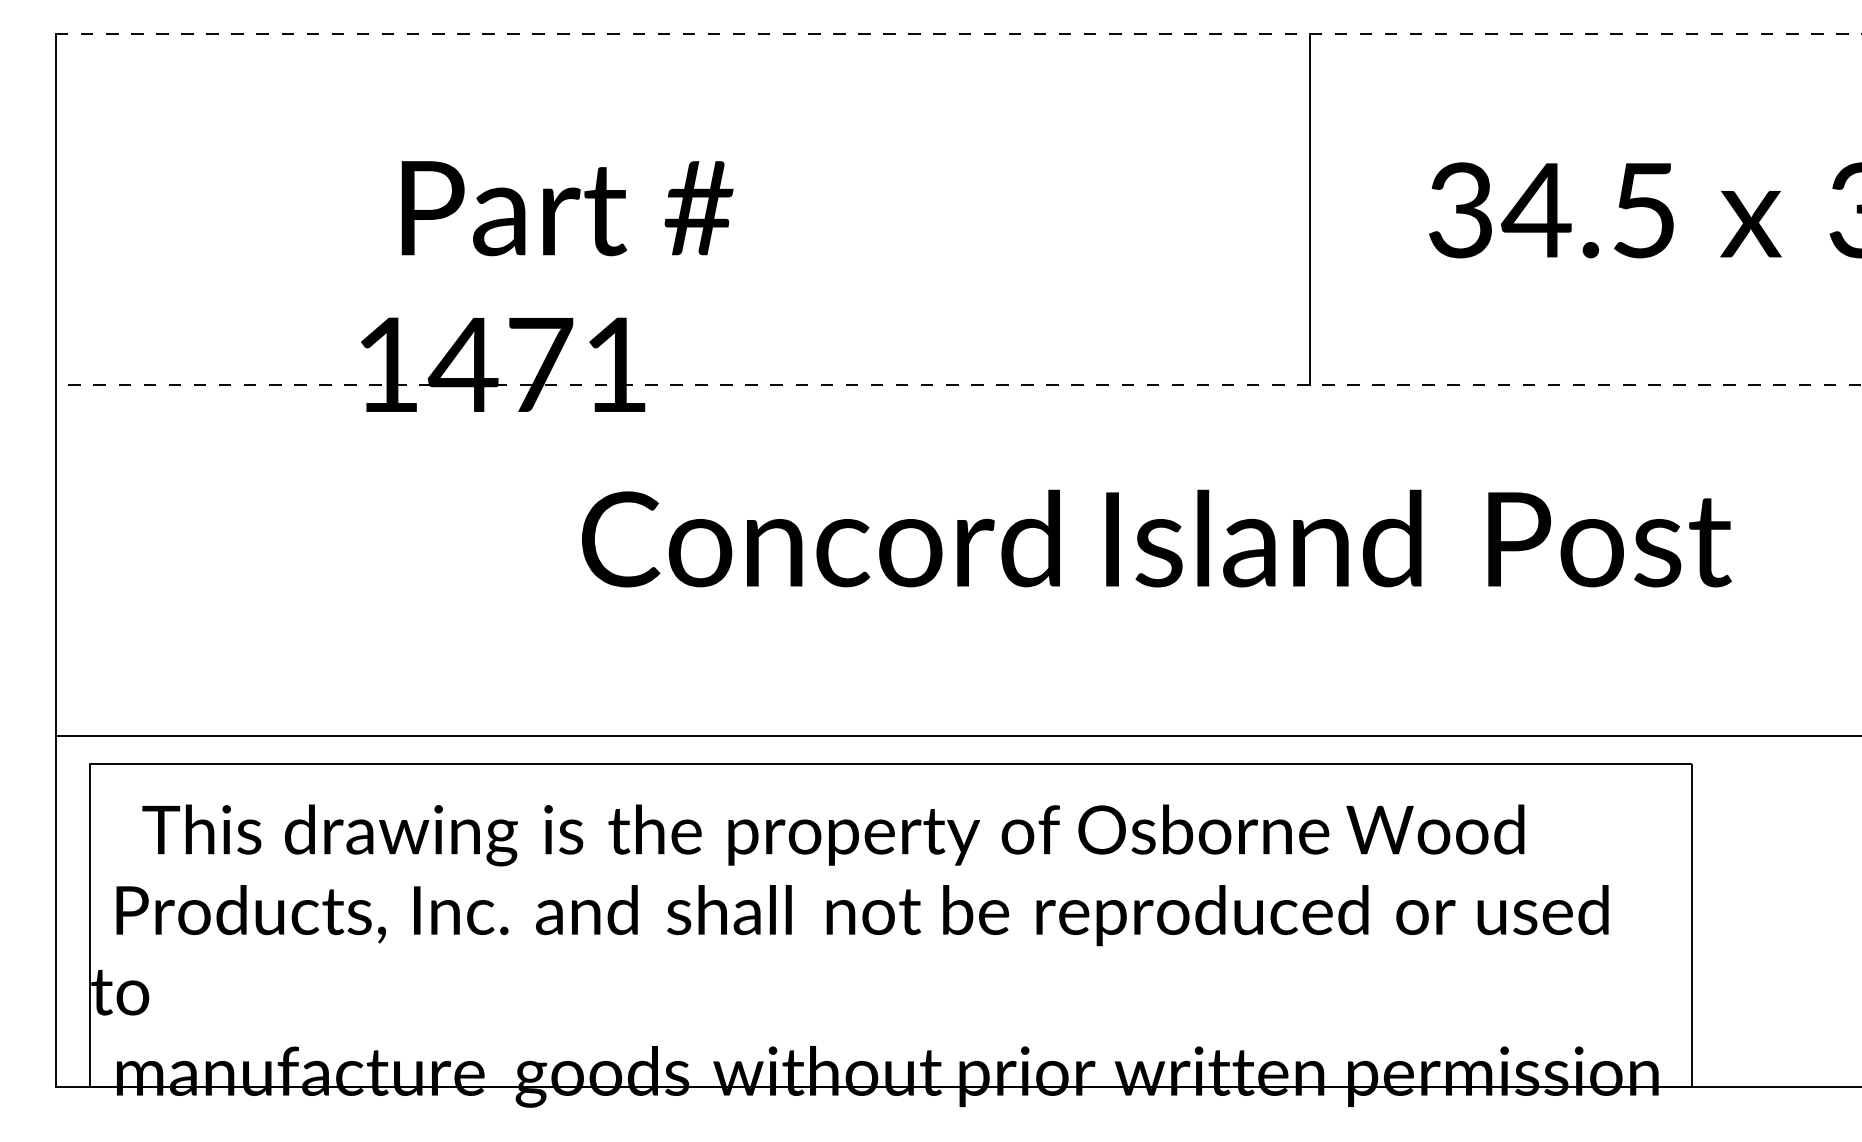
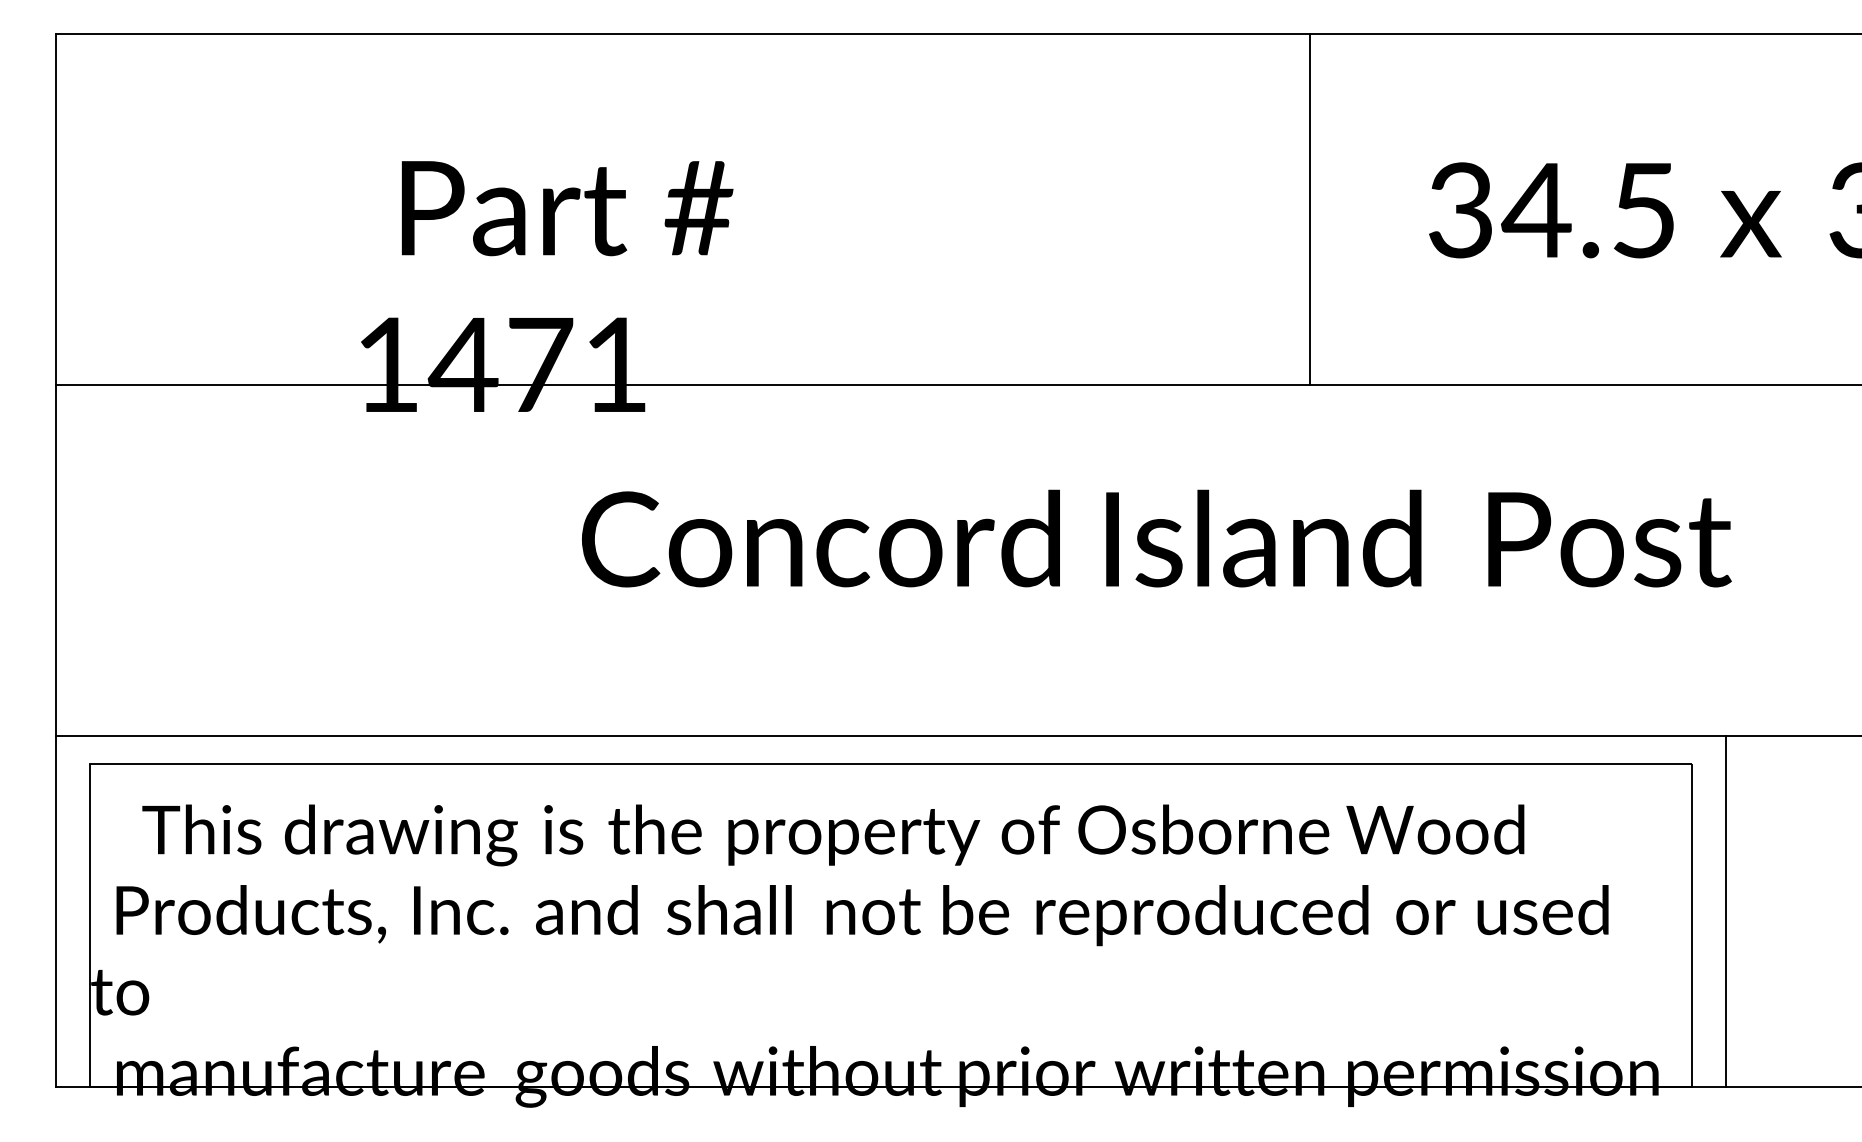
line: dashed -> solid (958, 34)
line: dashed -> solid (958, 385)
line: none -> present (1726, 911)
